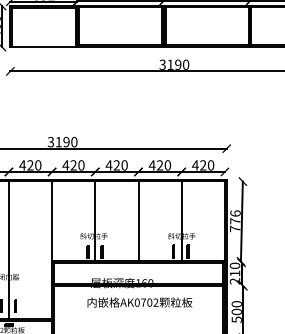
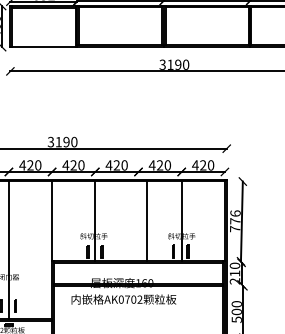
line position: (138, 220) -> (146, 220) (146, 220)
text position: (139, 302) -> (123, 299) (123, 299)
